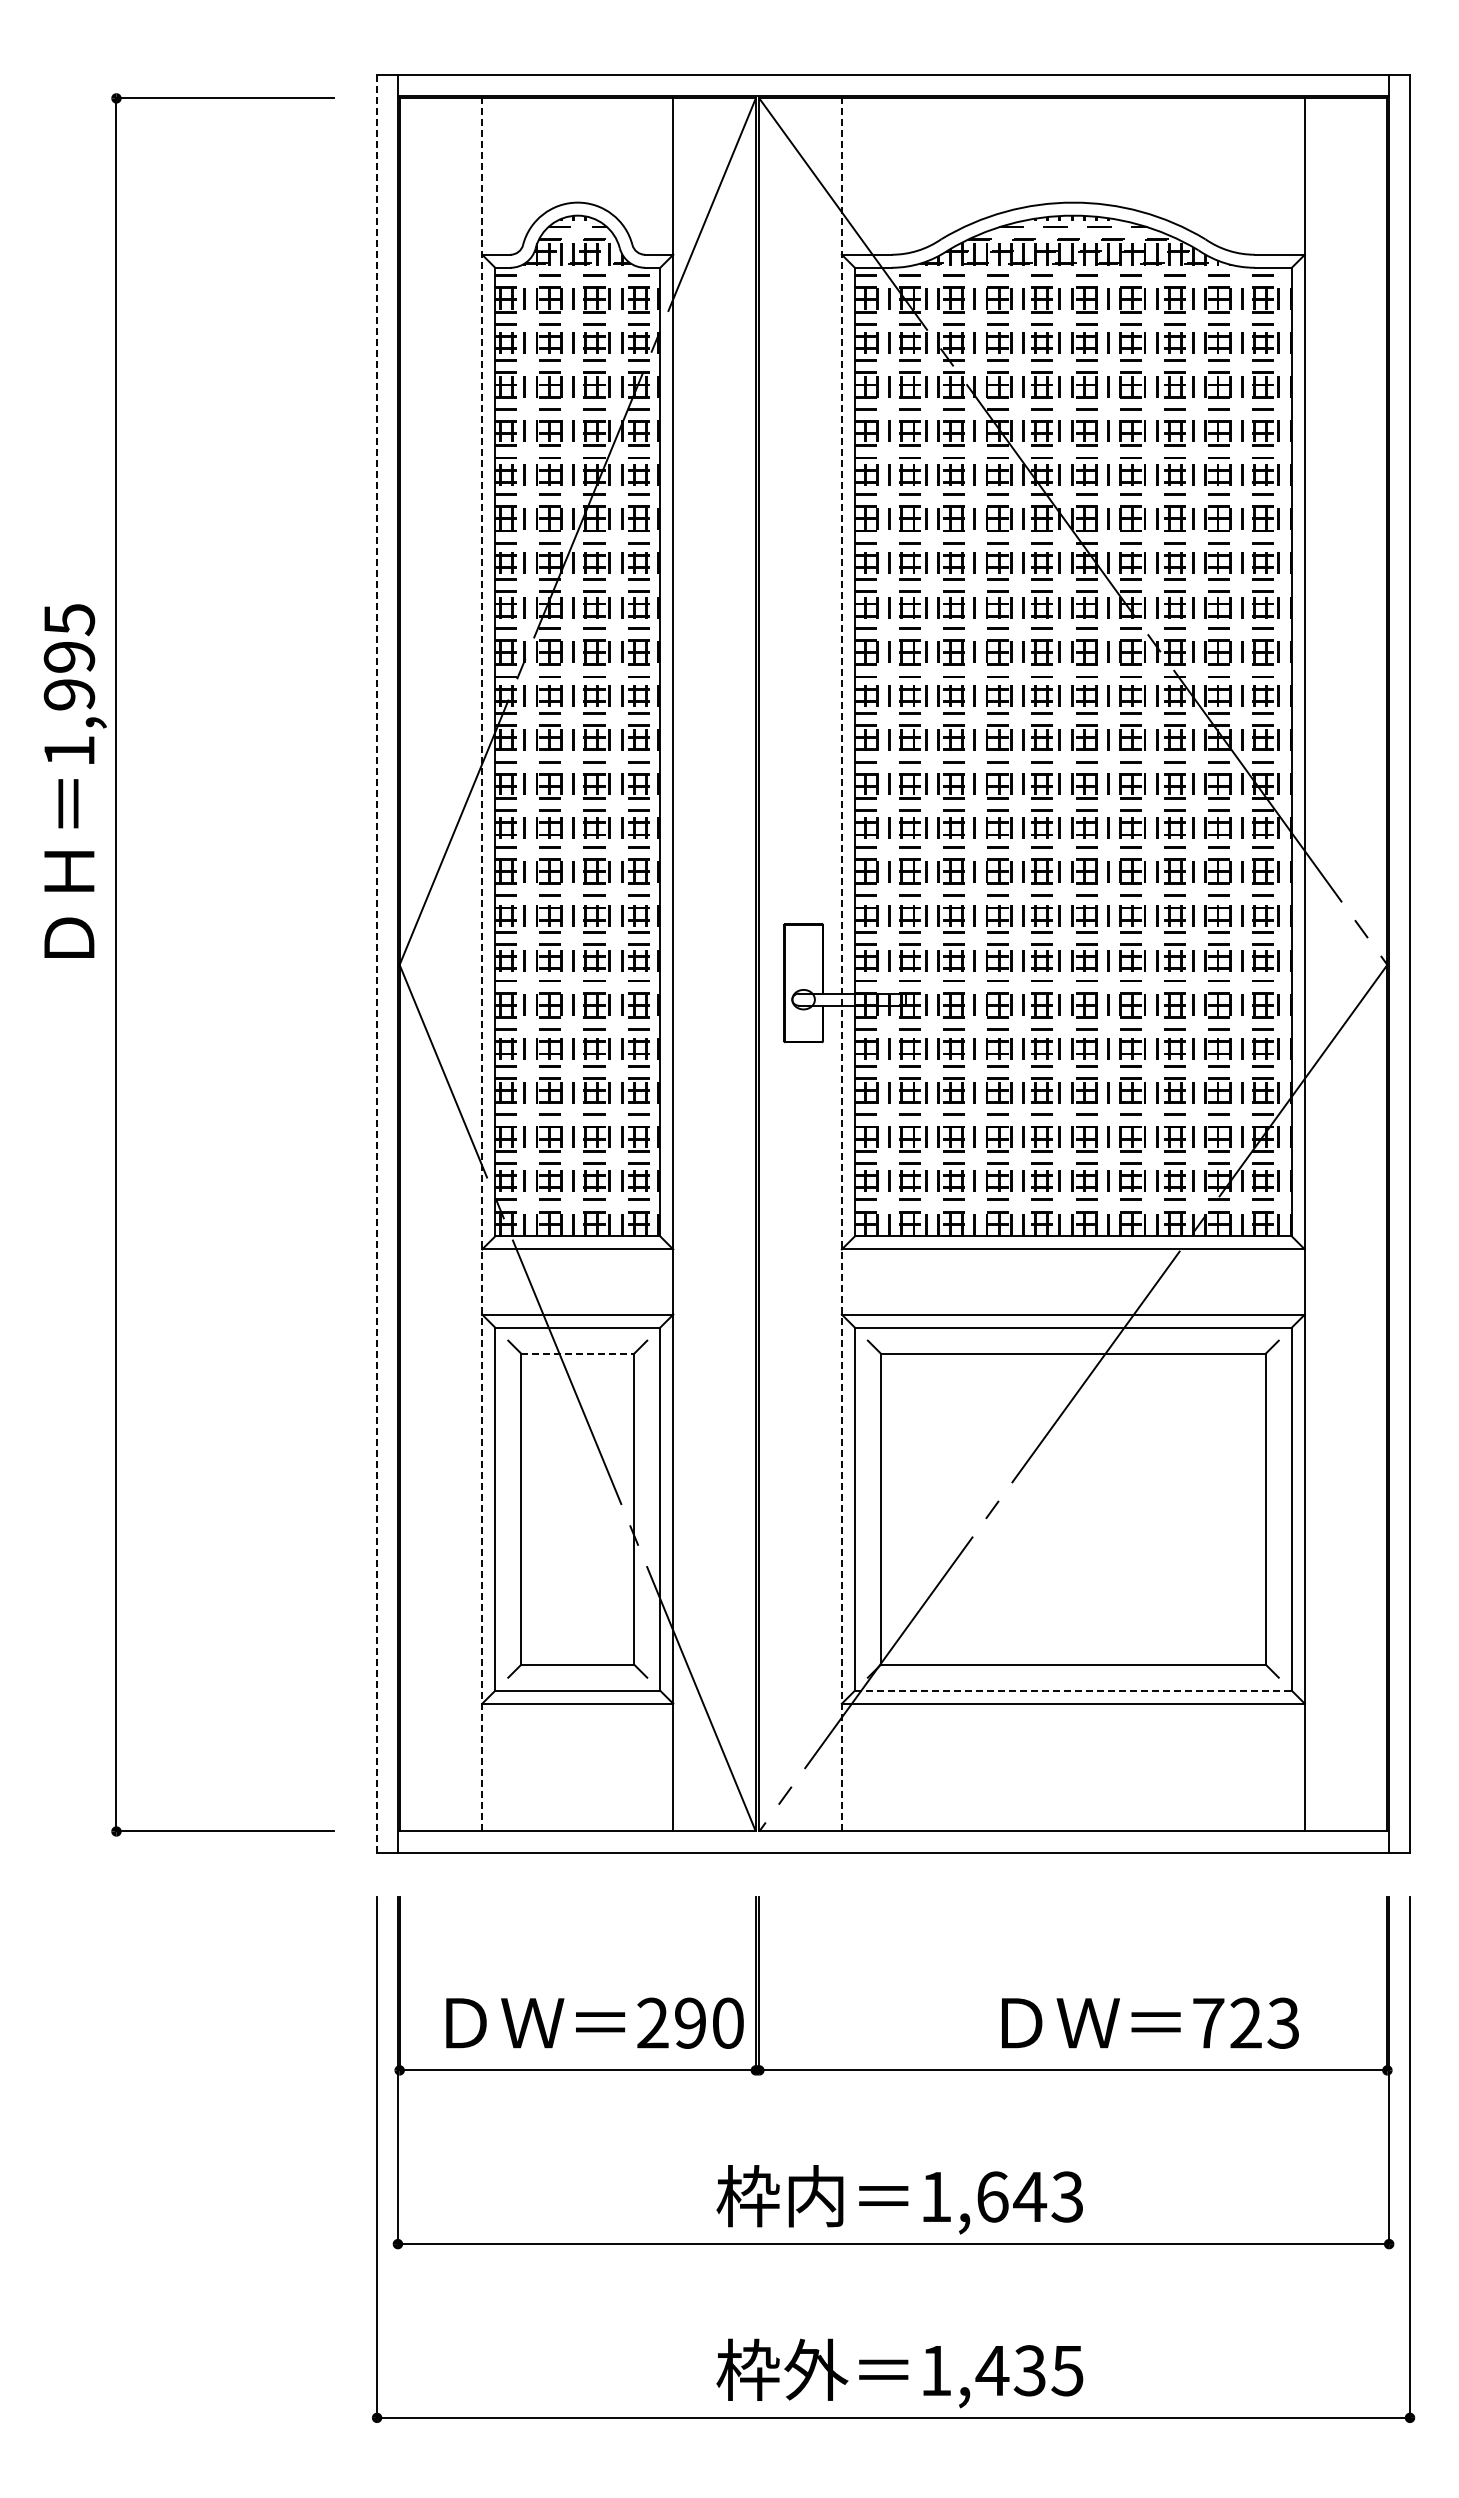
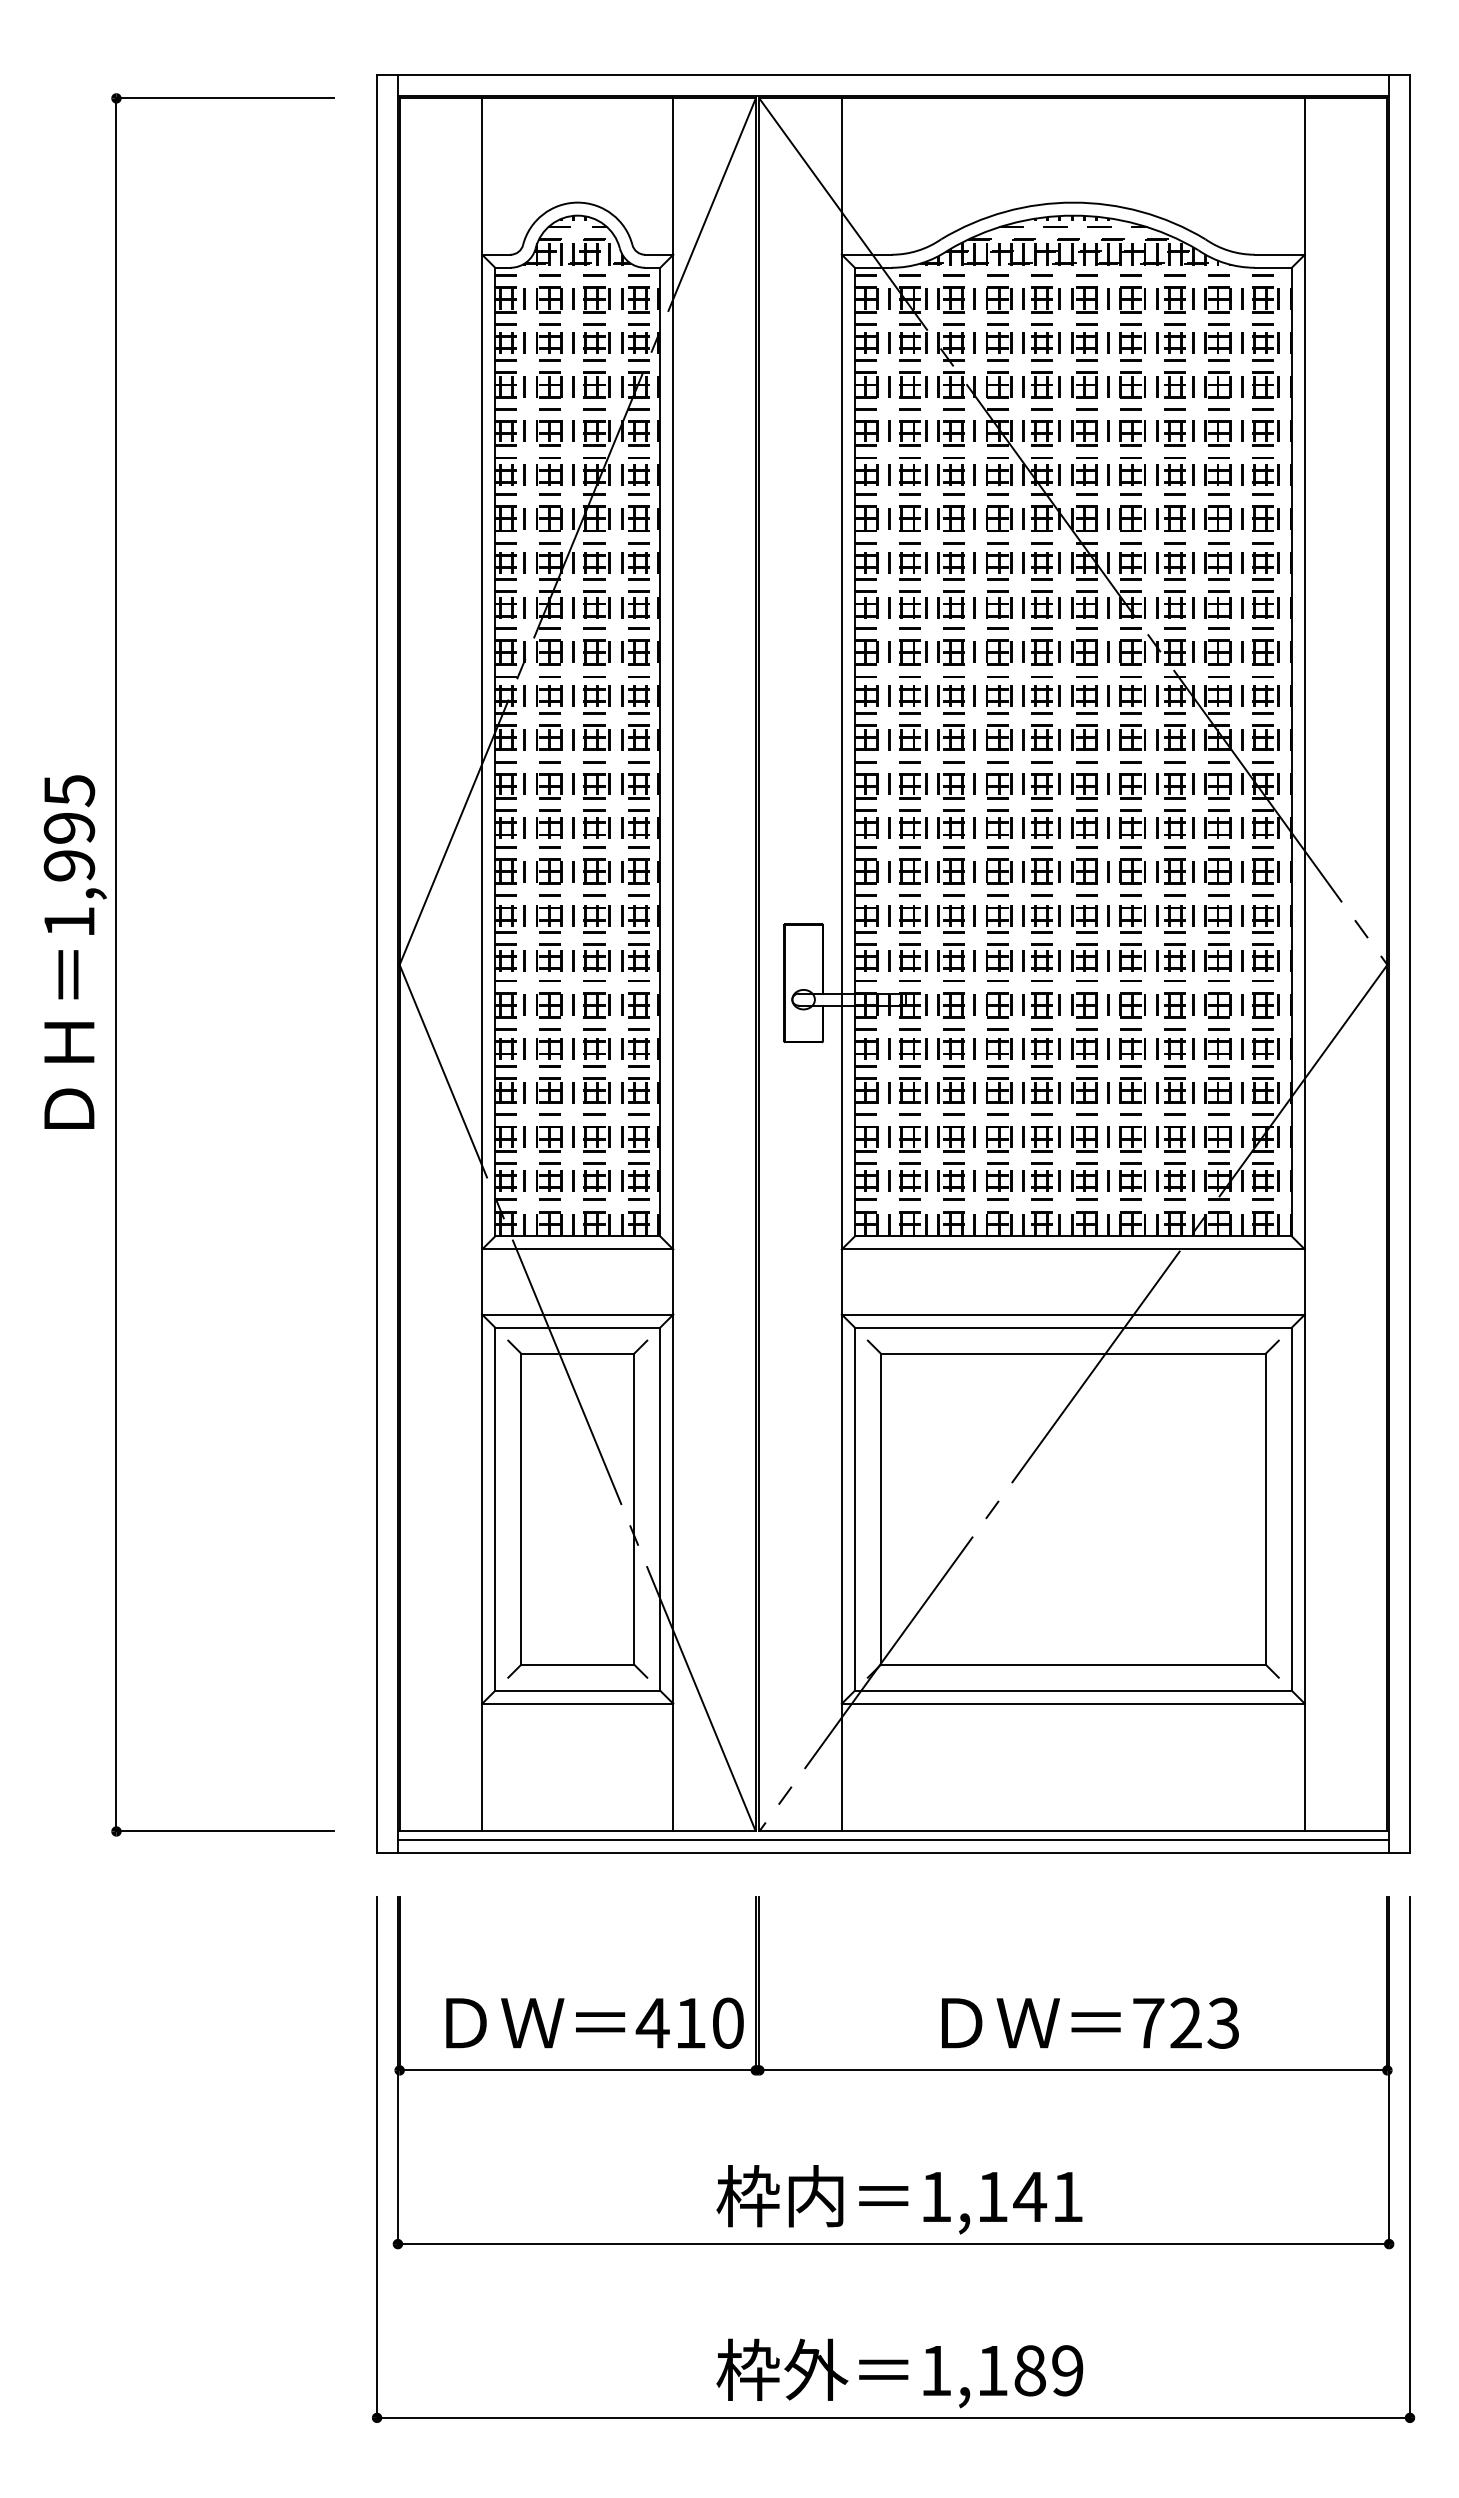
text position: (74, 780) -> (74, 951) (74, 951)
line: dashed -> solid (377, 964)
line: dashed -> solid (482, 964)
line: dashed -> solid (841, 964)
line: dashed -> solid (578, 1353)
line: dashed -> solid (1073, 1690)
line: none -> present (893, 1840)
text: 290 -> 410 (670, 2022)
text position: (1150, 2022) -> (1090, 2022) (1090, 2022)
text: 1,643 -> 1,141 (1029, 2196)
text: 1,435 -> 1,189 (1029, 2370)
